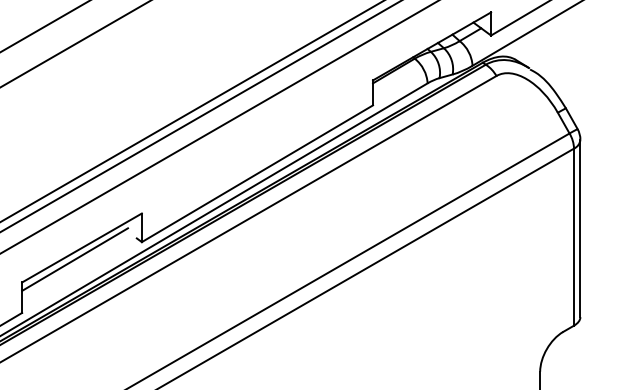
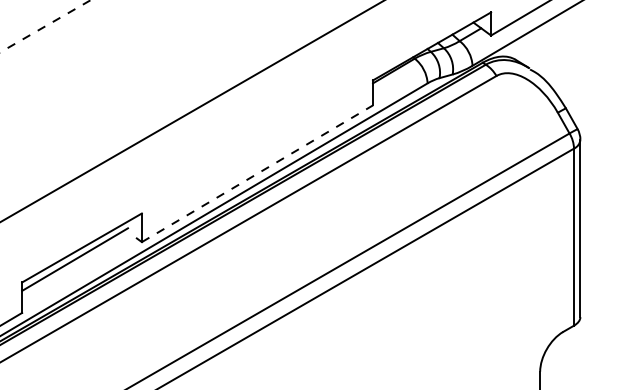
line: solid -> dashed (45, 26)
line: present -> none (74, 44)
line: present -> none (200, 116)
line: present -> none (218, 127)
line: solid -> dashed (257, 173)
